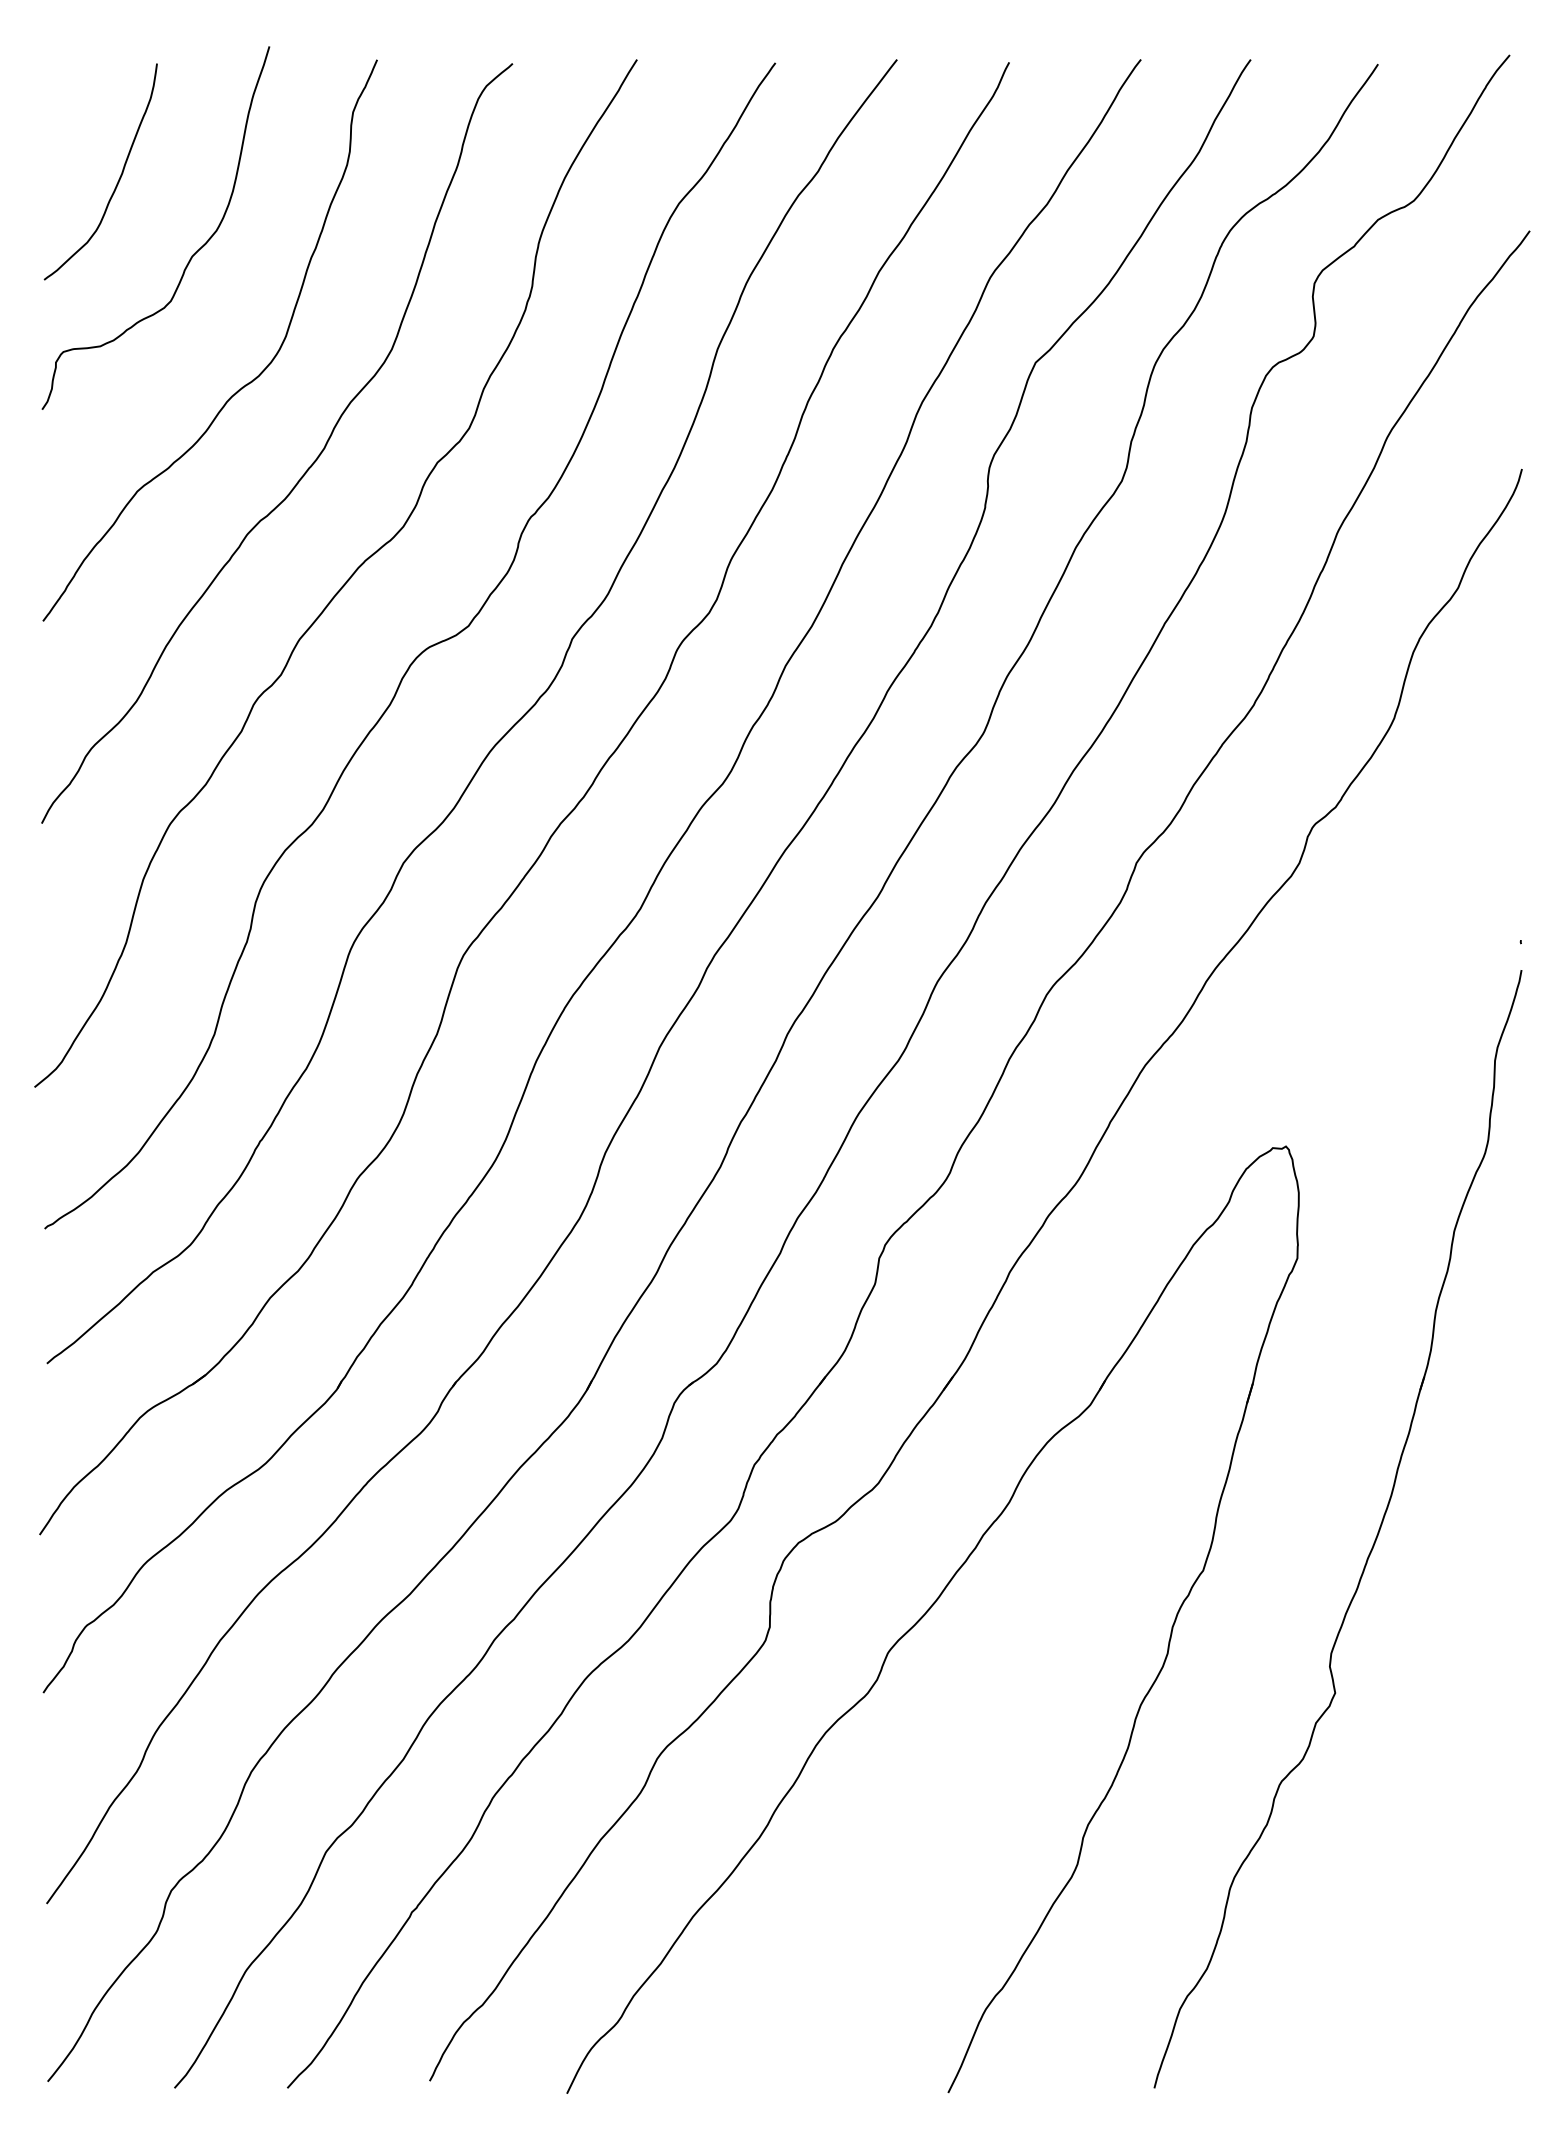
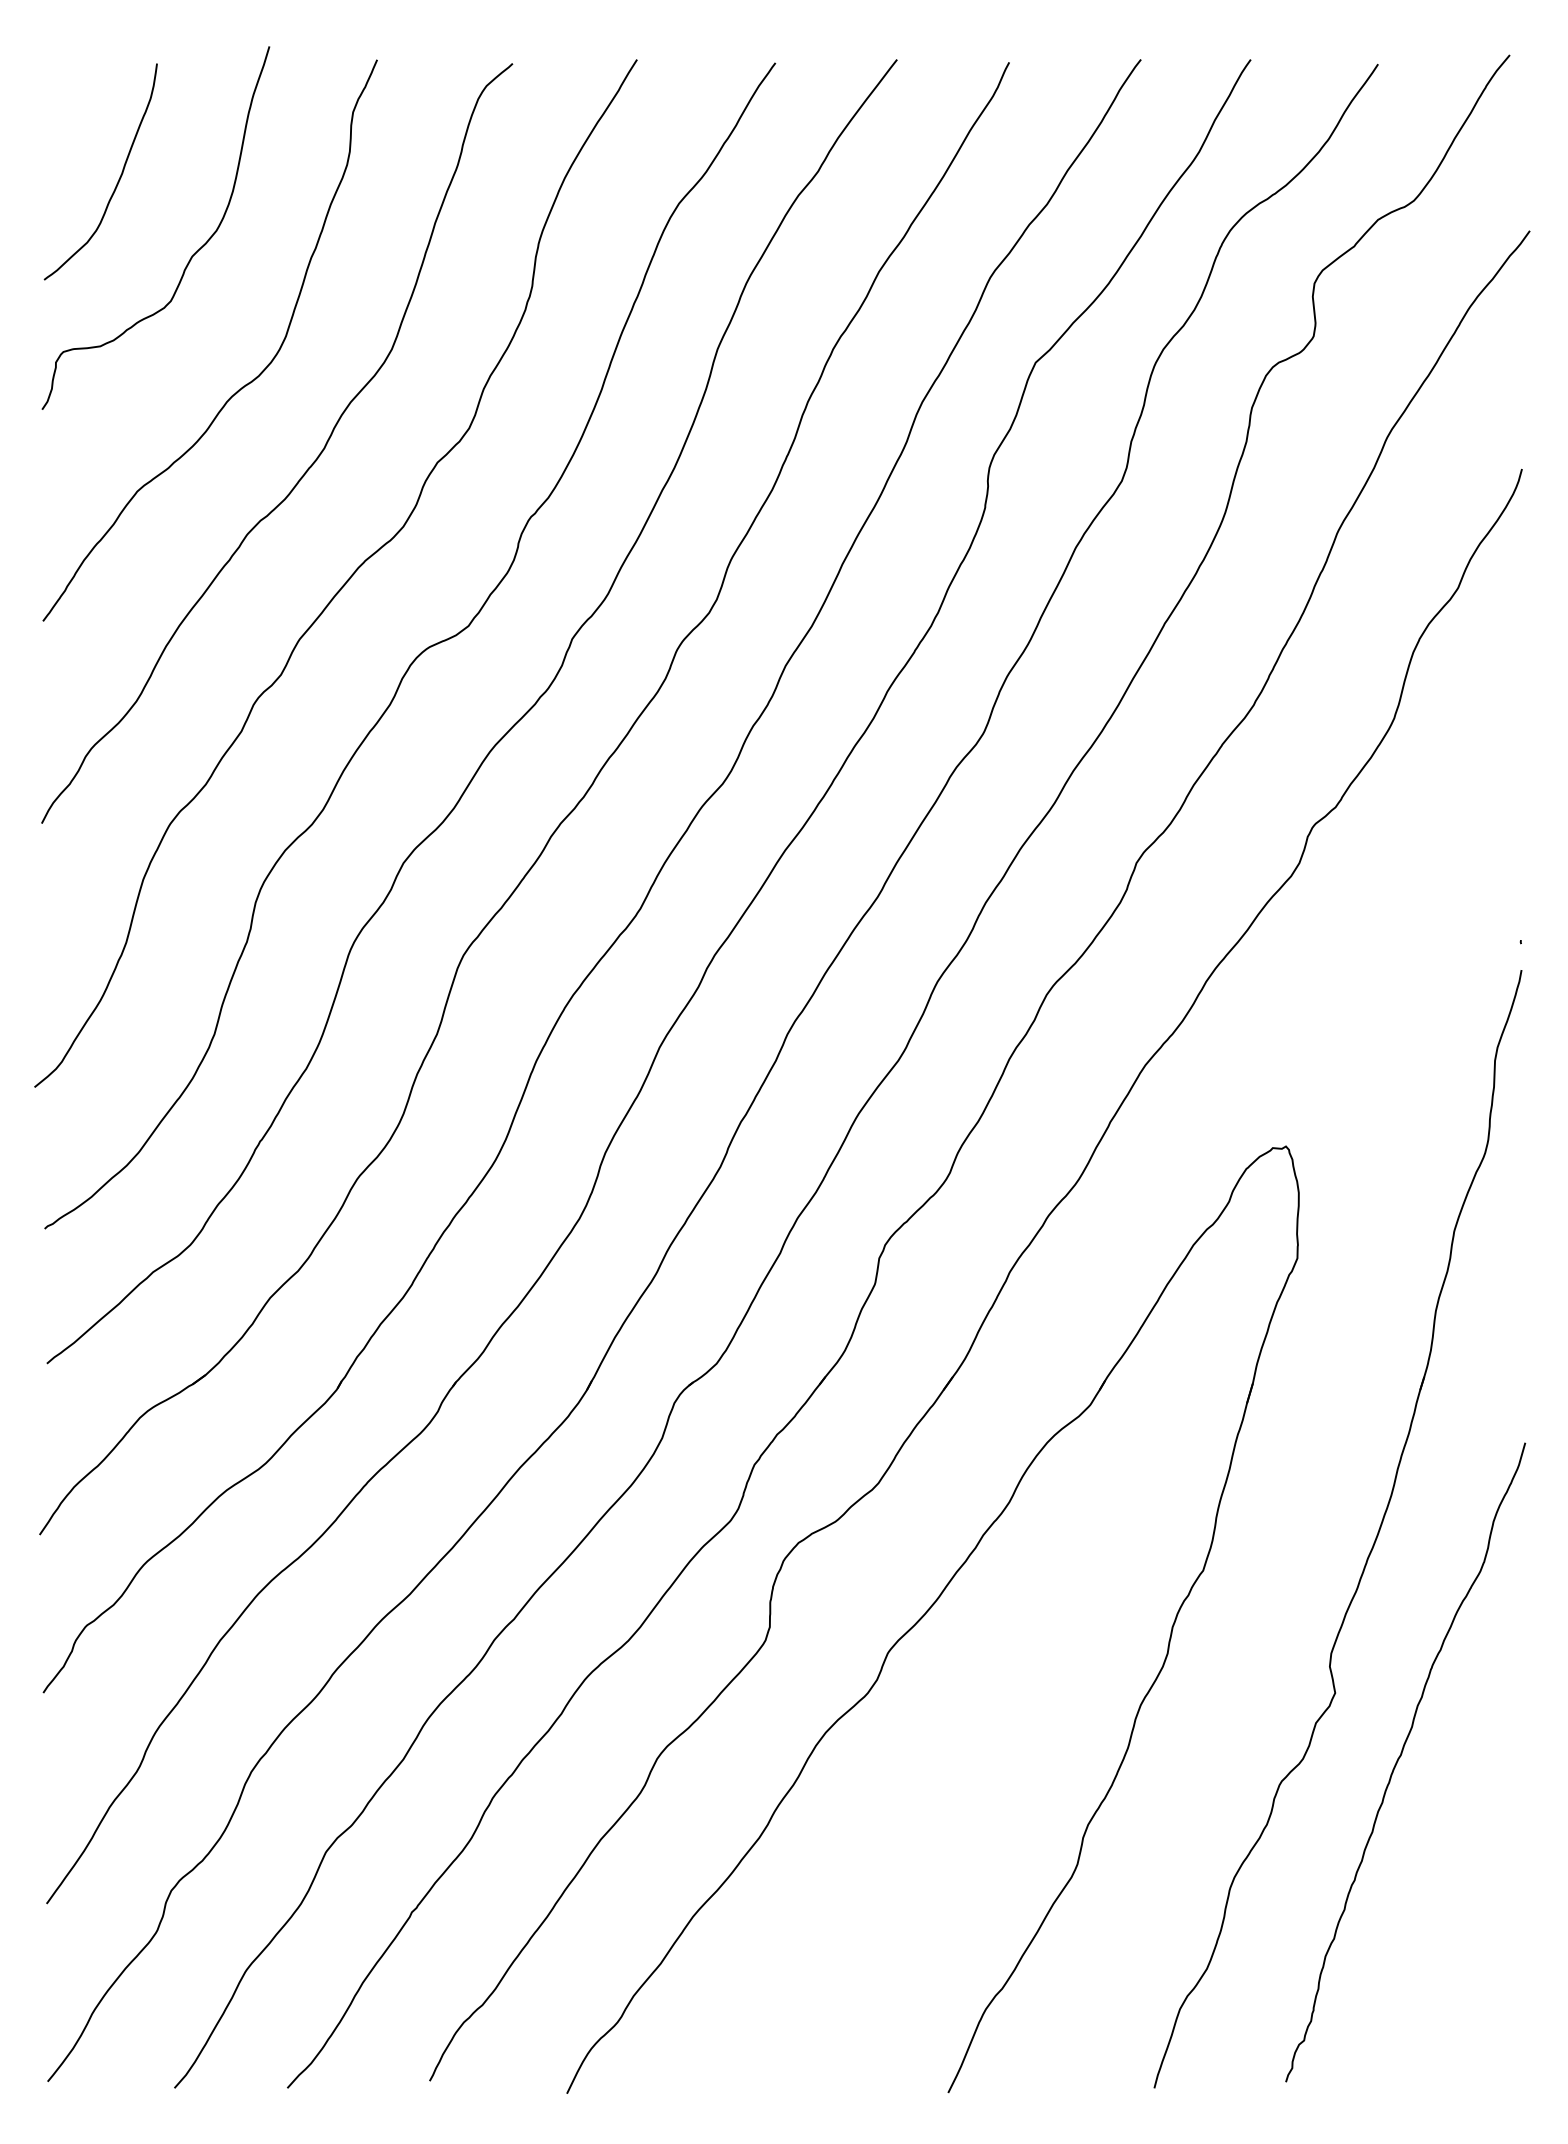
curve: none -> present (1399, 1759)
